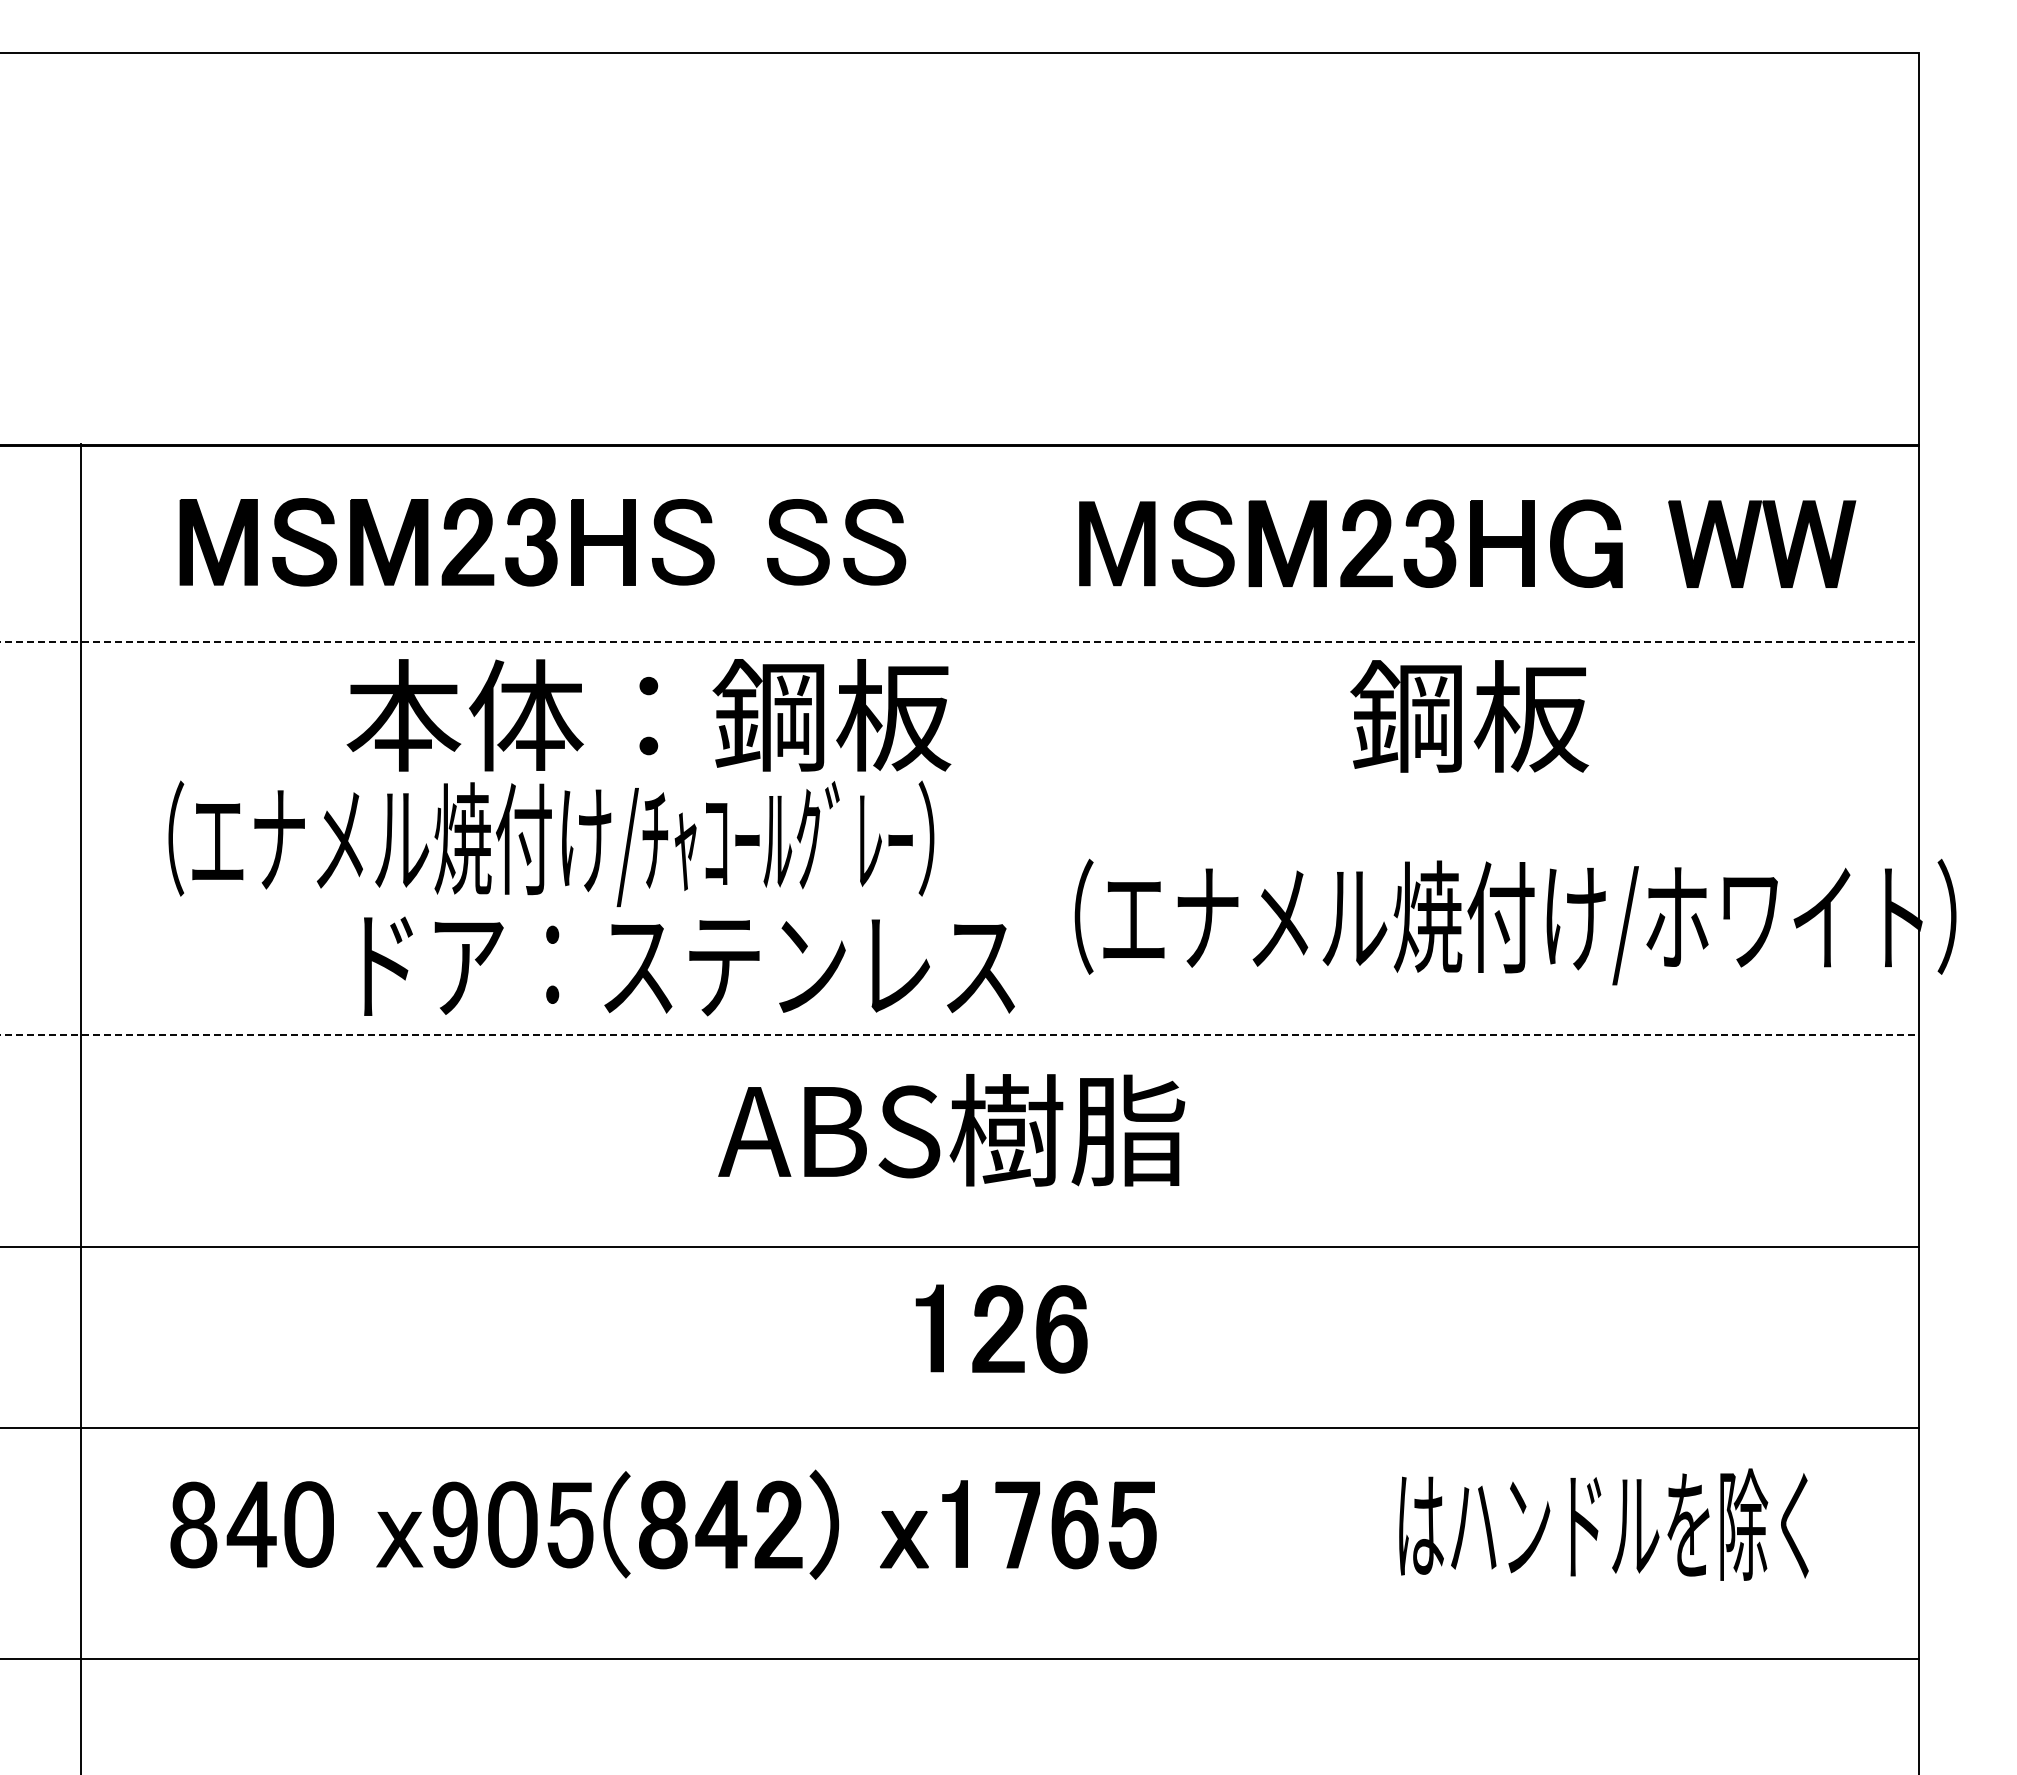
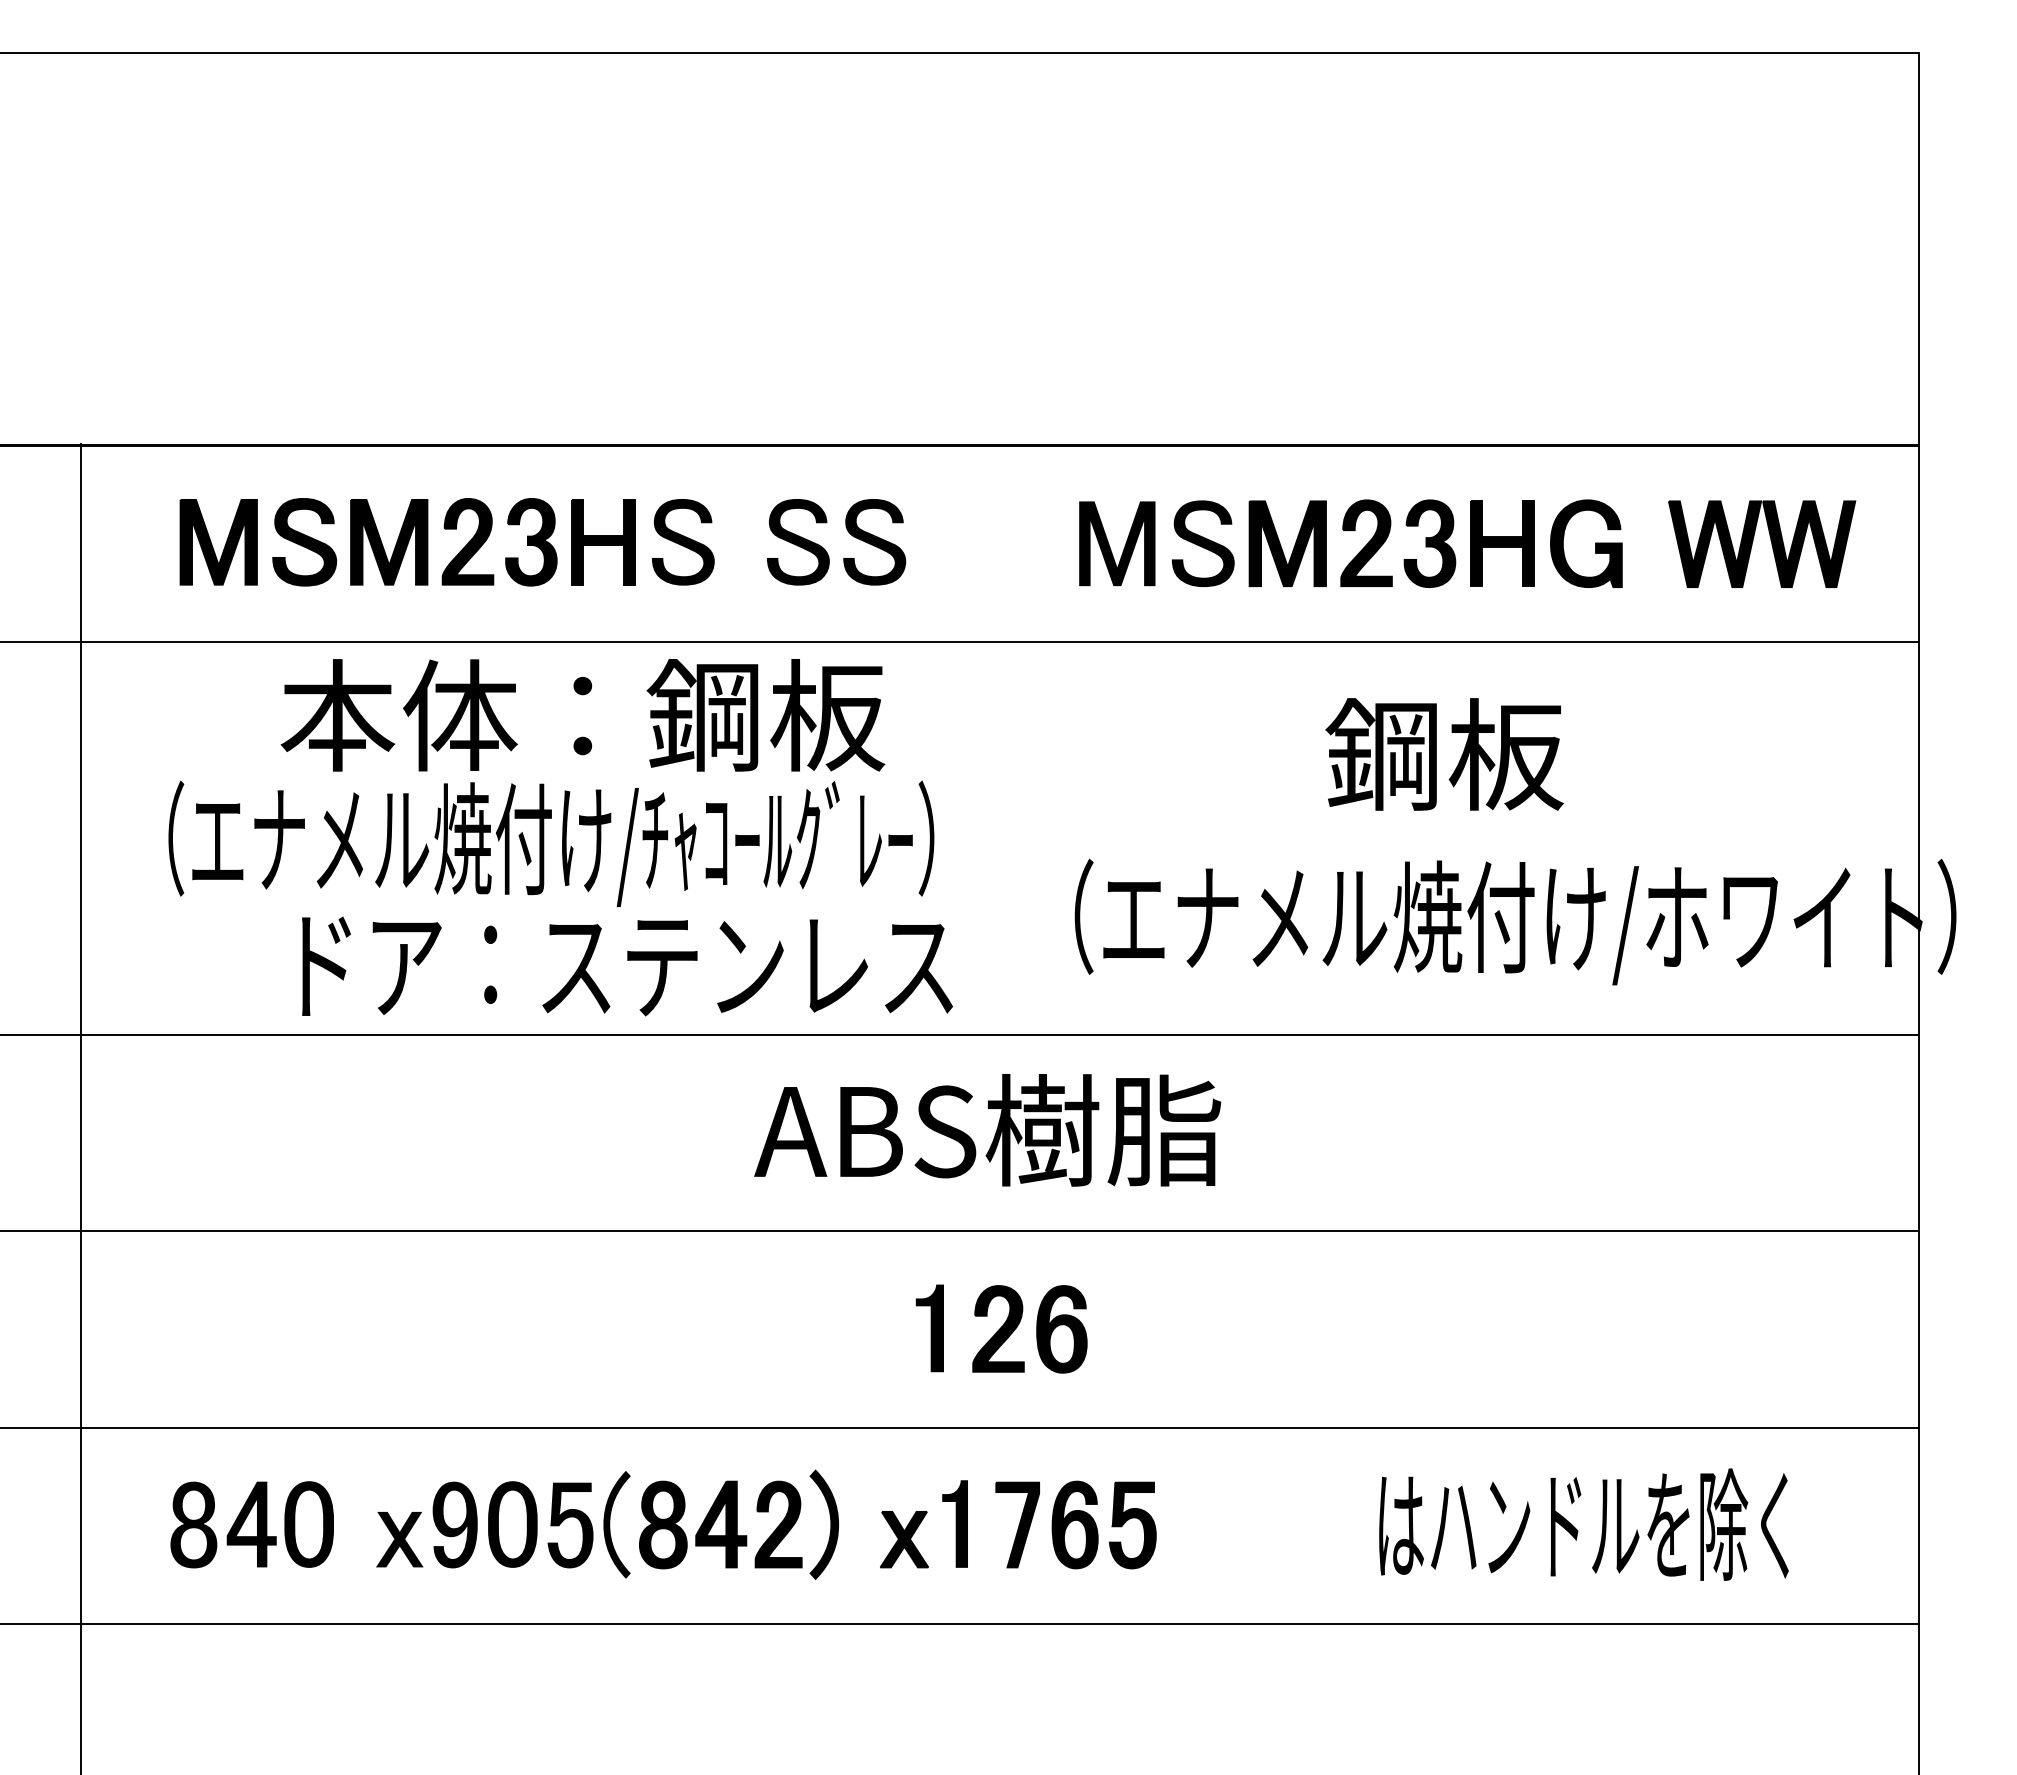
line: dashed -> solid (960, 642)
text position: (648, 715) -> (582, 715) (582, 715)
text position: (1469, 716) -> (1444, 754) (1444, 754)
text position: (689, 966) -> (627, 966) (627, 966)
line: dashed -> solid (960, 1035)
text position: (951, 1130) -> (987, 1130) (987, 1130)
line position: (960, 1247) -> (960, 1231) (960, 1231)
text position: (1603, 1524) -> (1583, 1524) (1583, 1524)
line position: (960, 1659) -> (960, 1624) (960, 1624)
